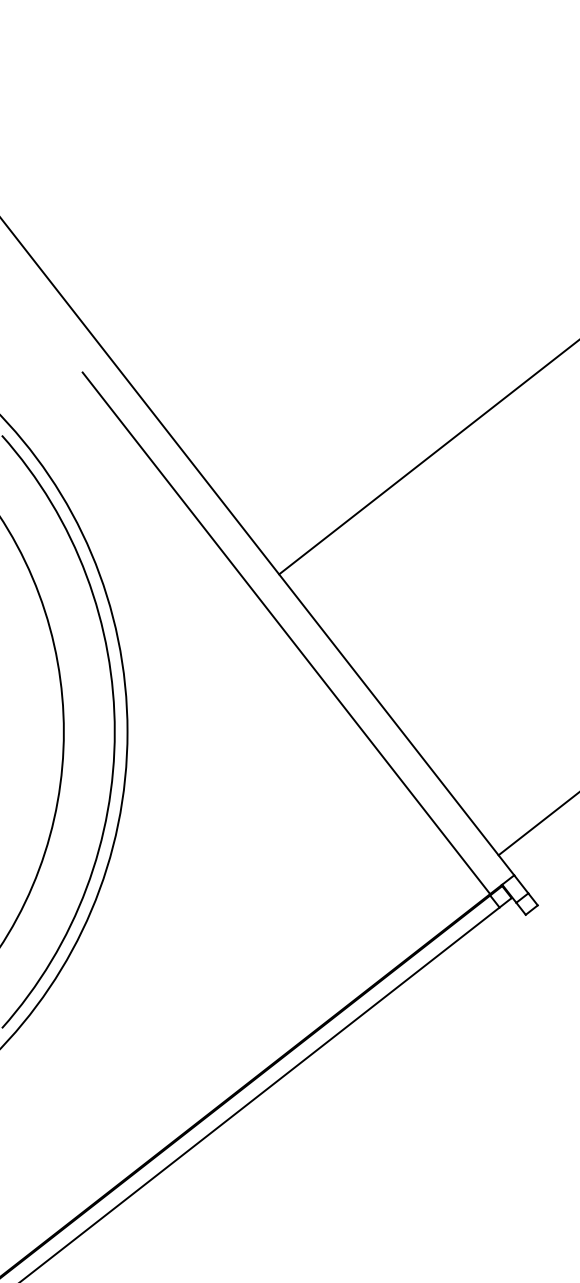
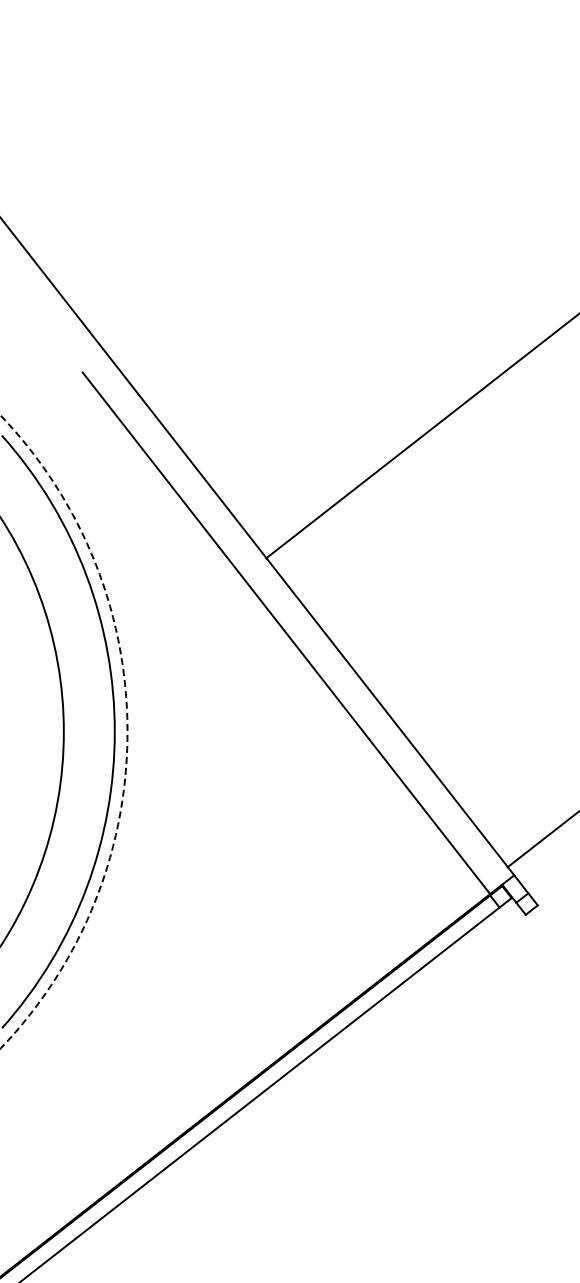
line position: (427, 458) -> (421, 436) (421, 436)
circle: solid -> dashed (63, 731)
line position: (537, 824) -> (541, 840) (541, 840)
